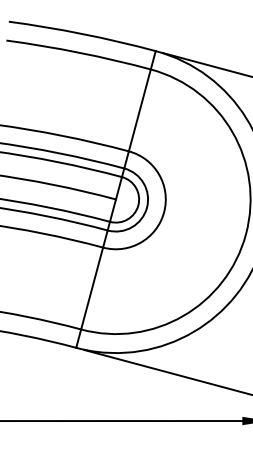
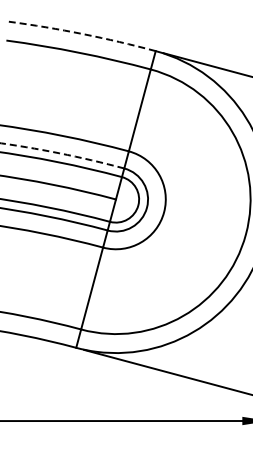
arc: solid -> dashed (82, 34)
arc: solid -> dashed (61, 153)
